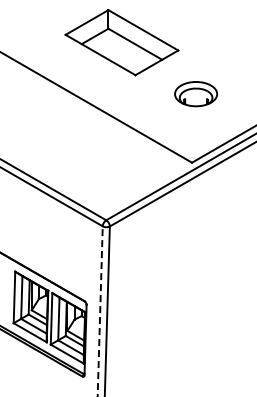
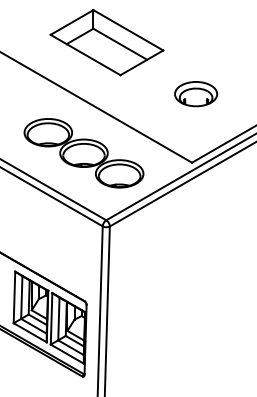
part position: (121, 42) -> (106, 42) (106, 42)
part: none -> present (83, 153)
line: dashed -> solid (100, 311)
